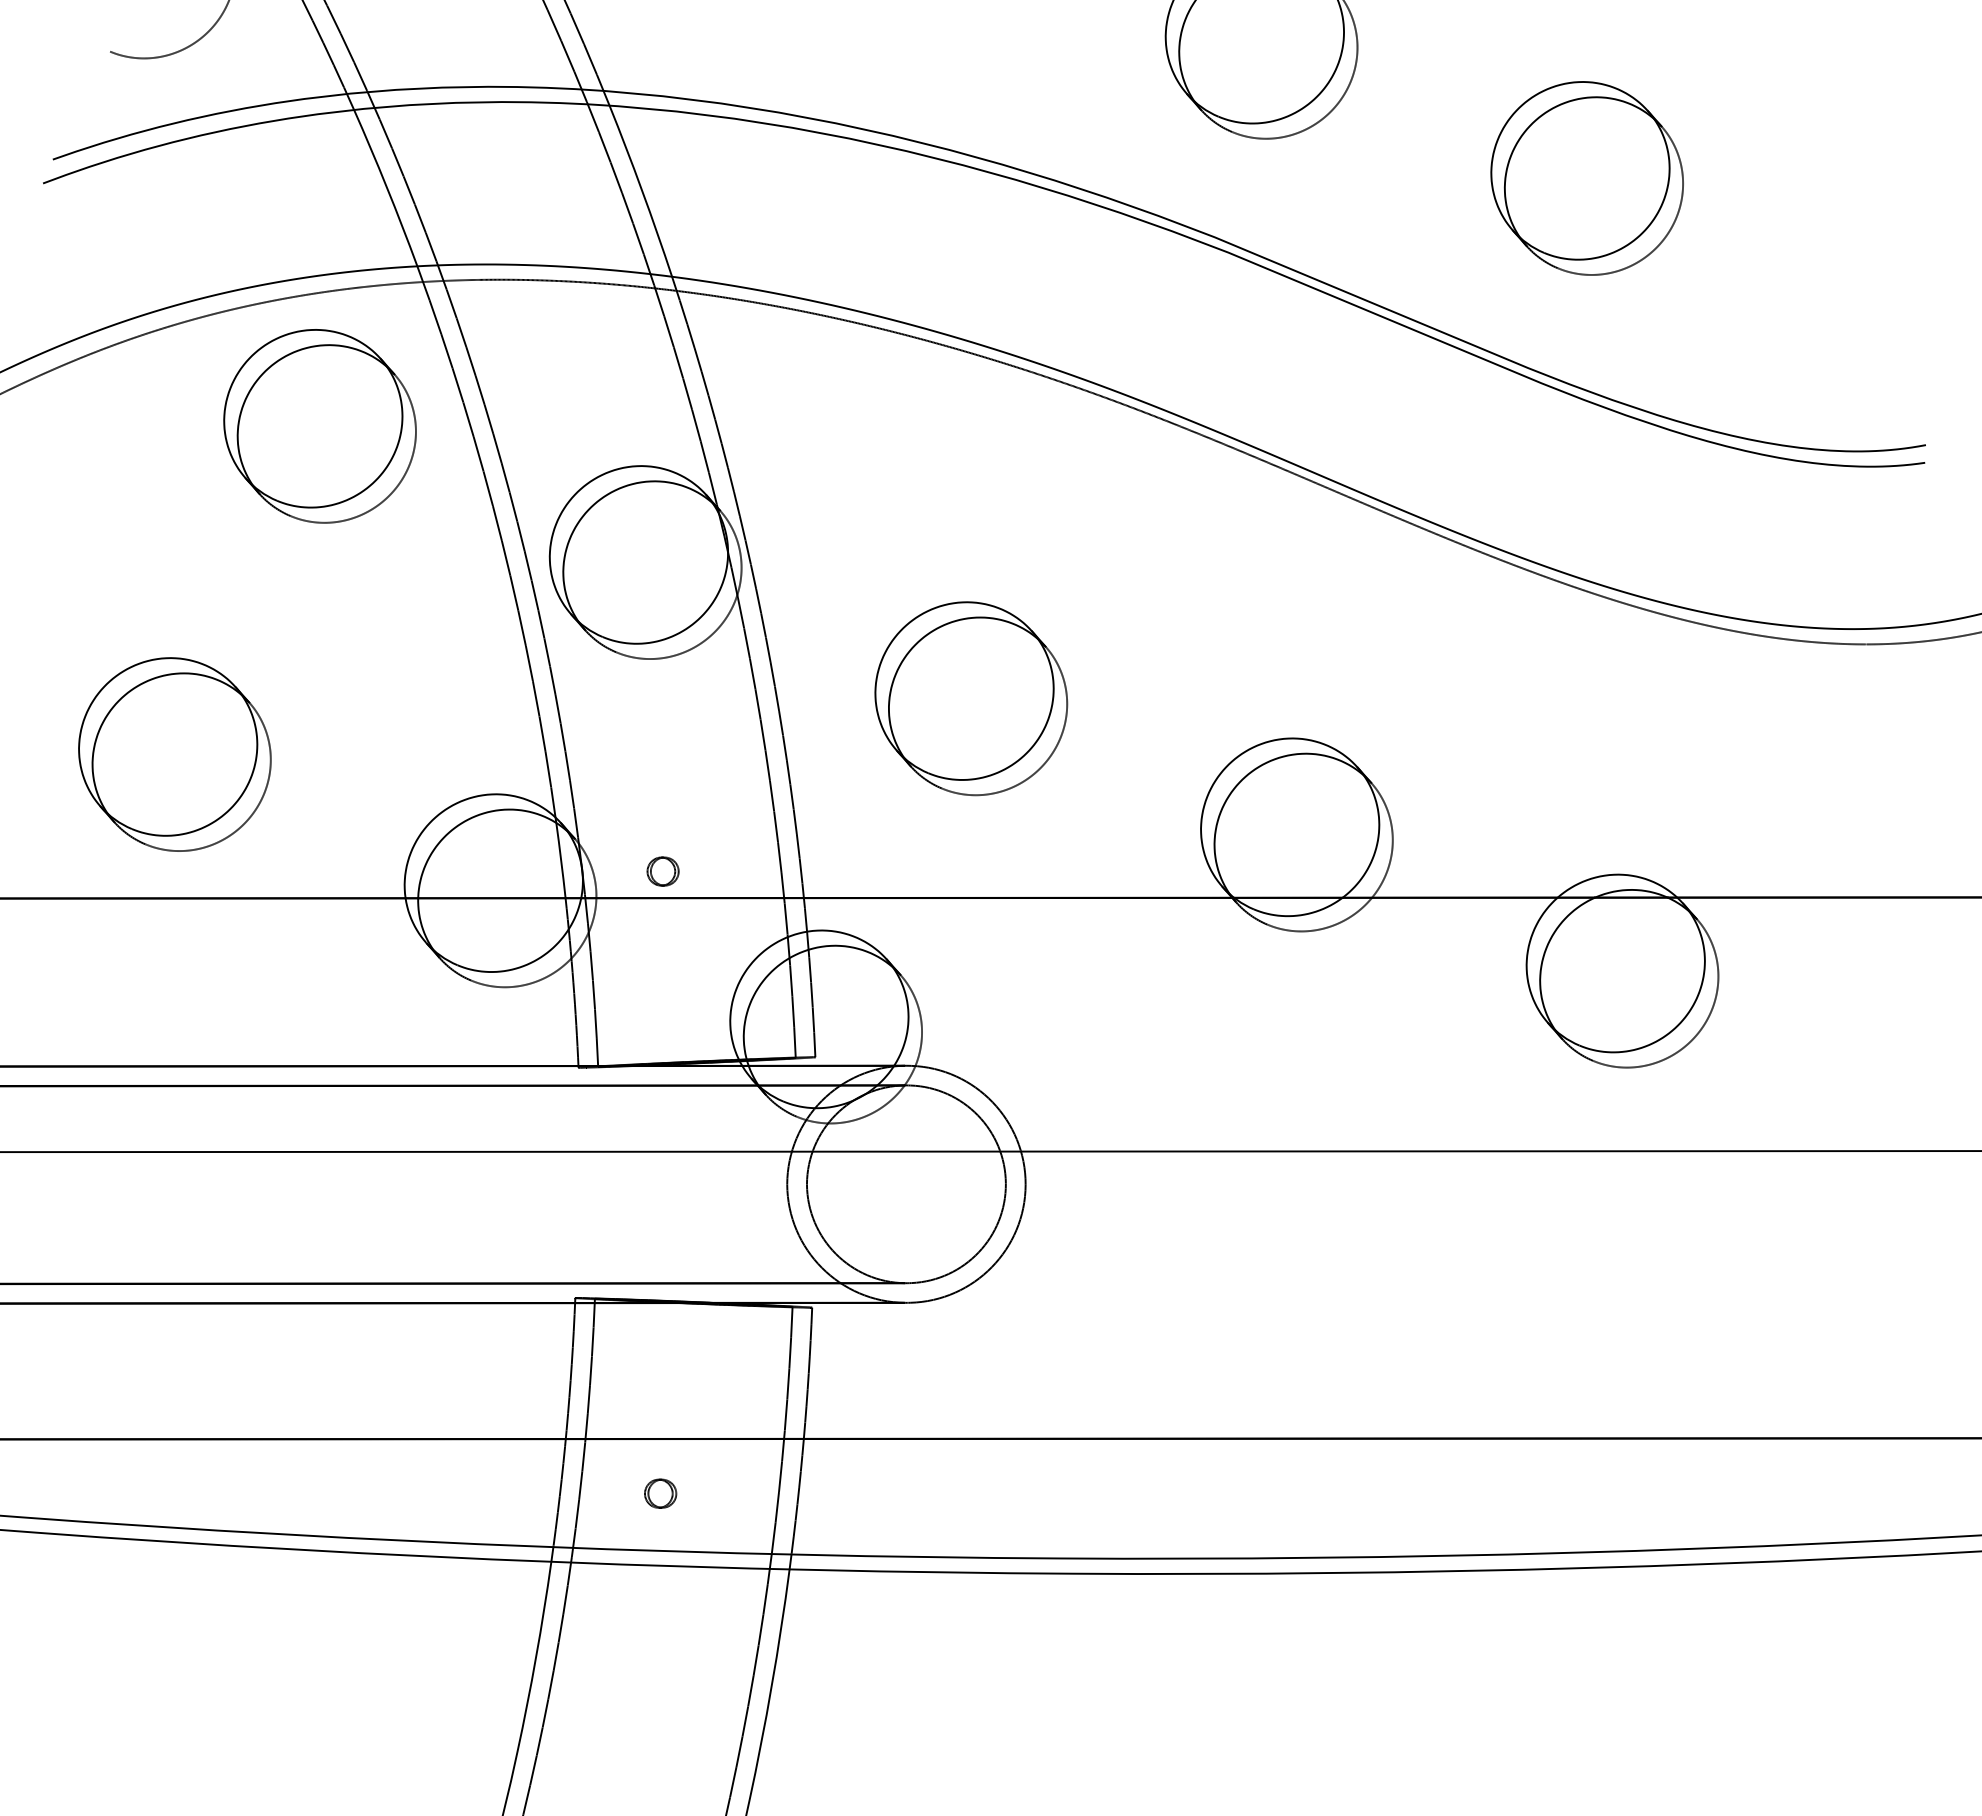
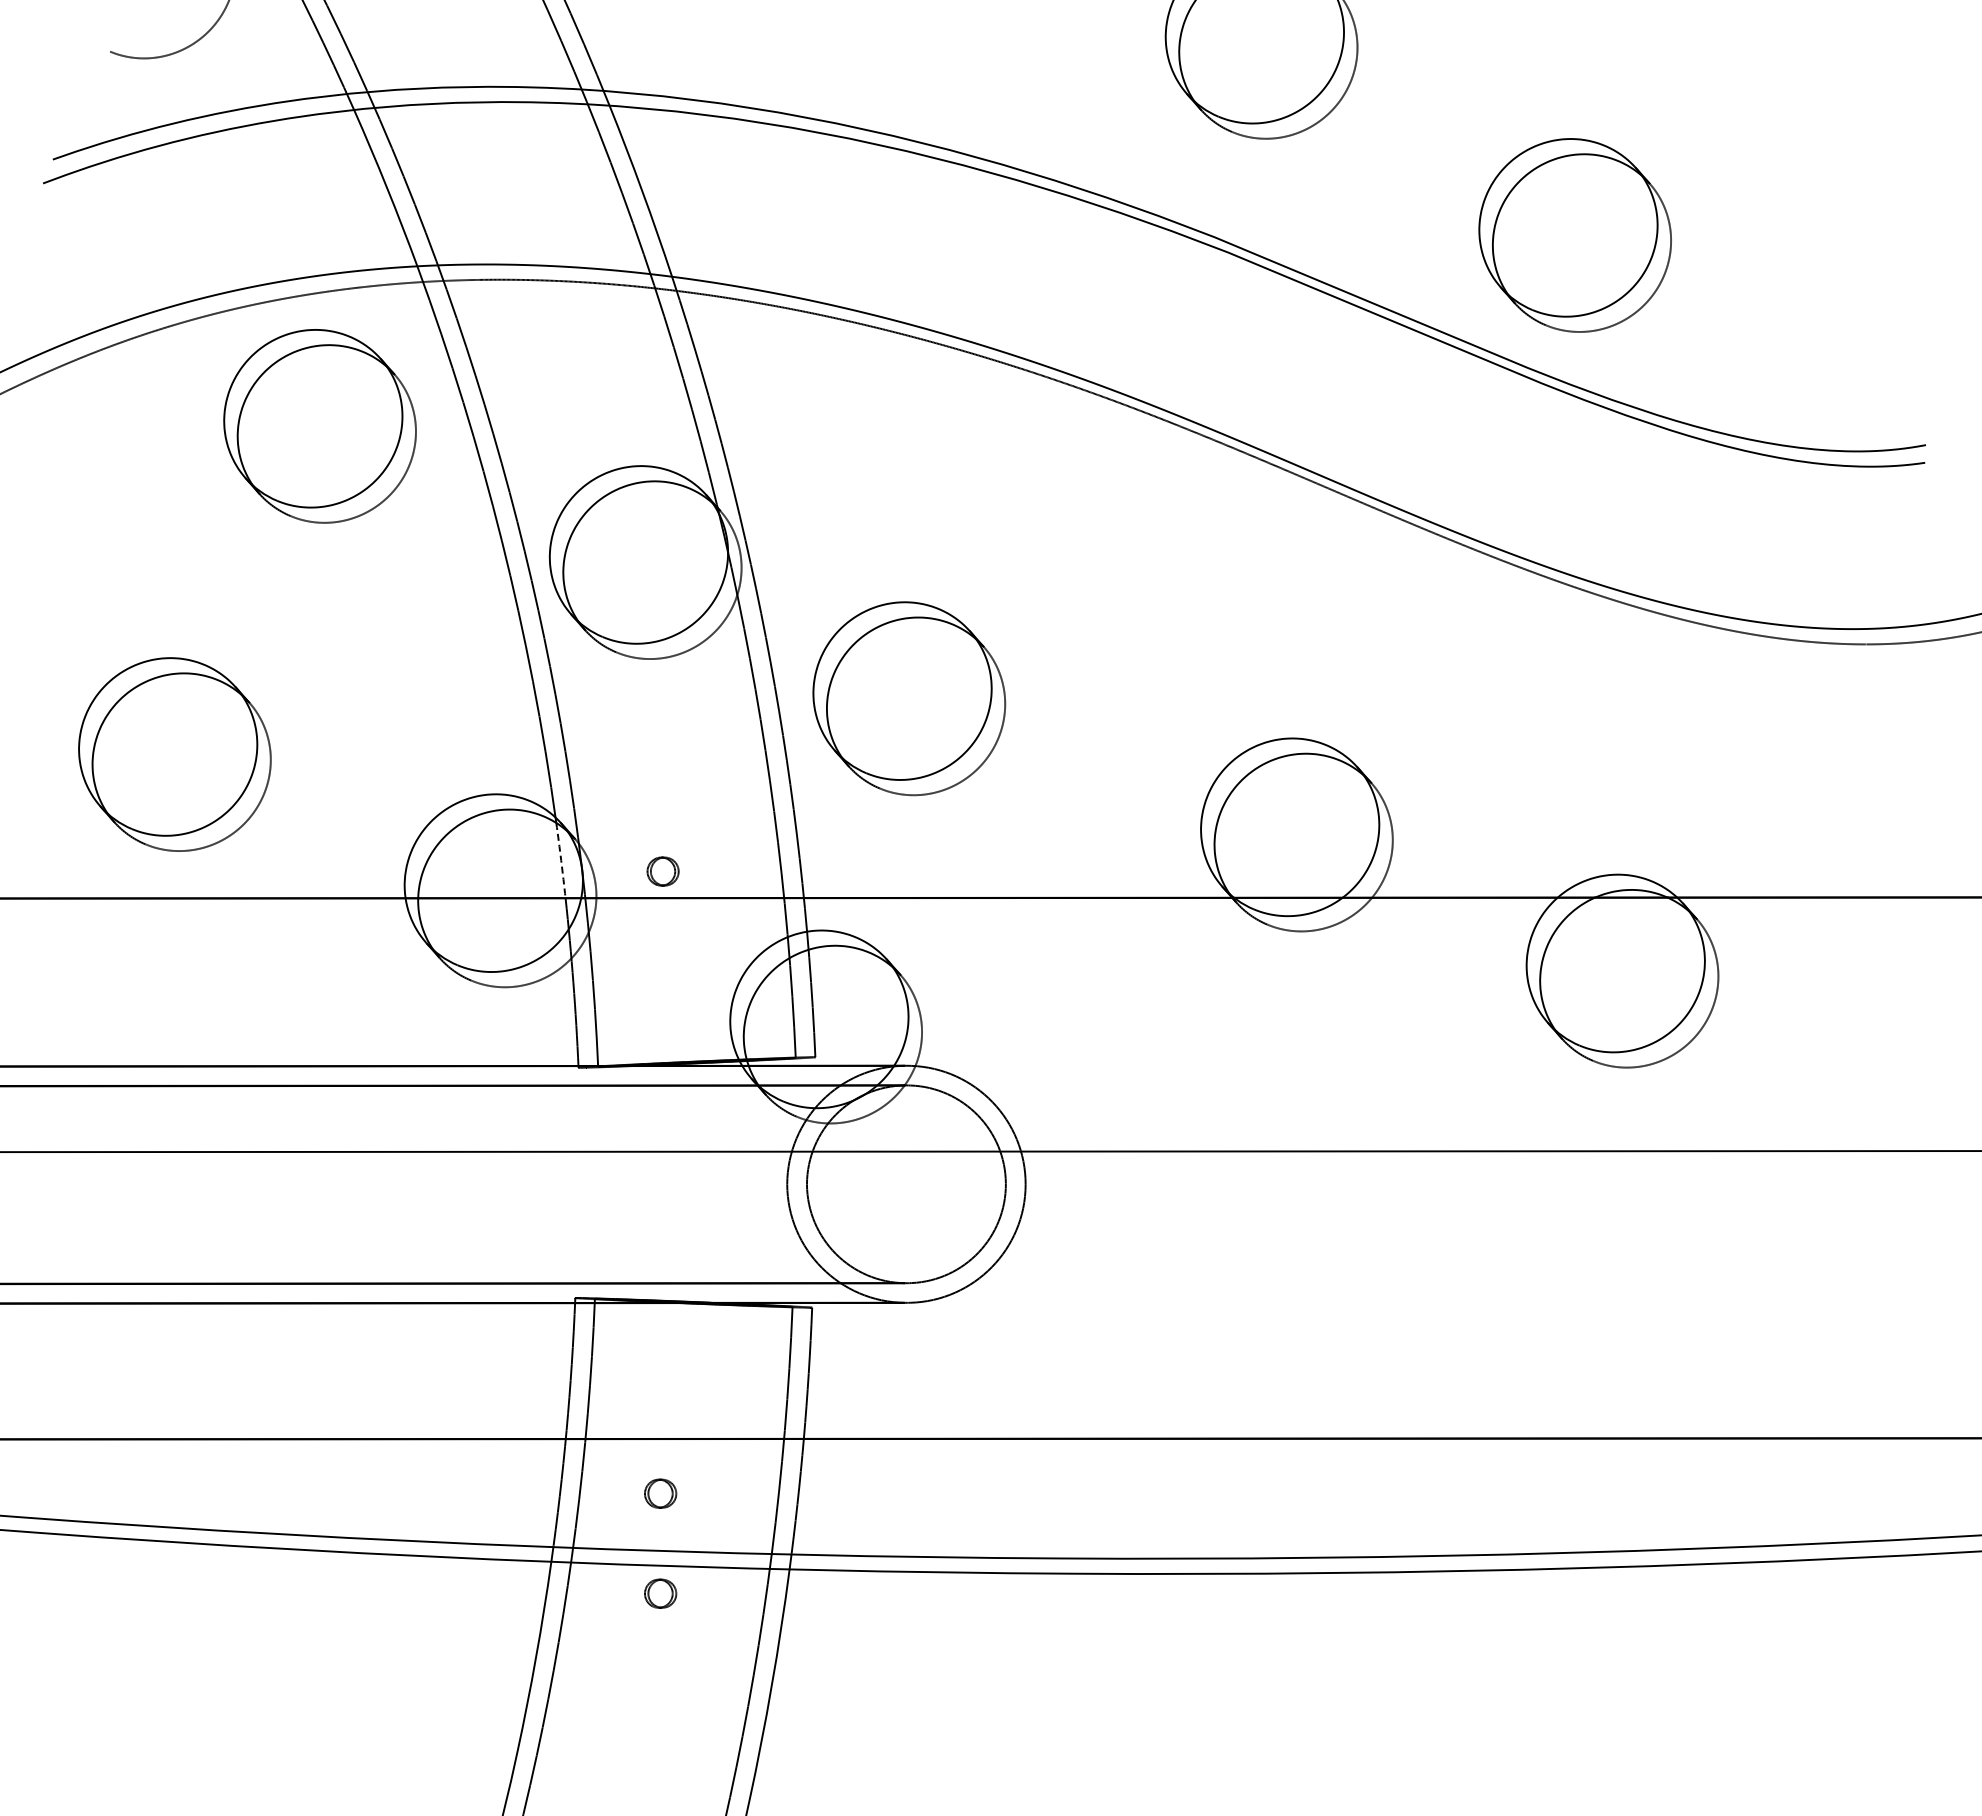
part position: (1586, 178) -> (1574, 235) (1574, 235)
part position: (971, 698) -> (909, 698) (909, 698)
arc: solid -> dashed (561, 860)
part: none -> present (660, 1593)
